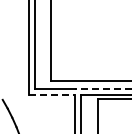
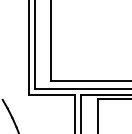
line: dashed -> solid (102, 89)
line: dashed -> solid (51, 95)
